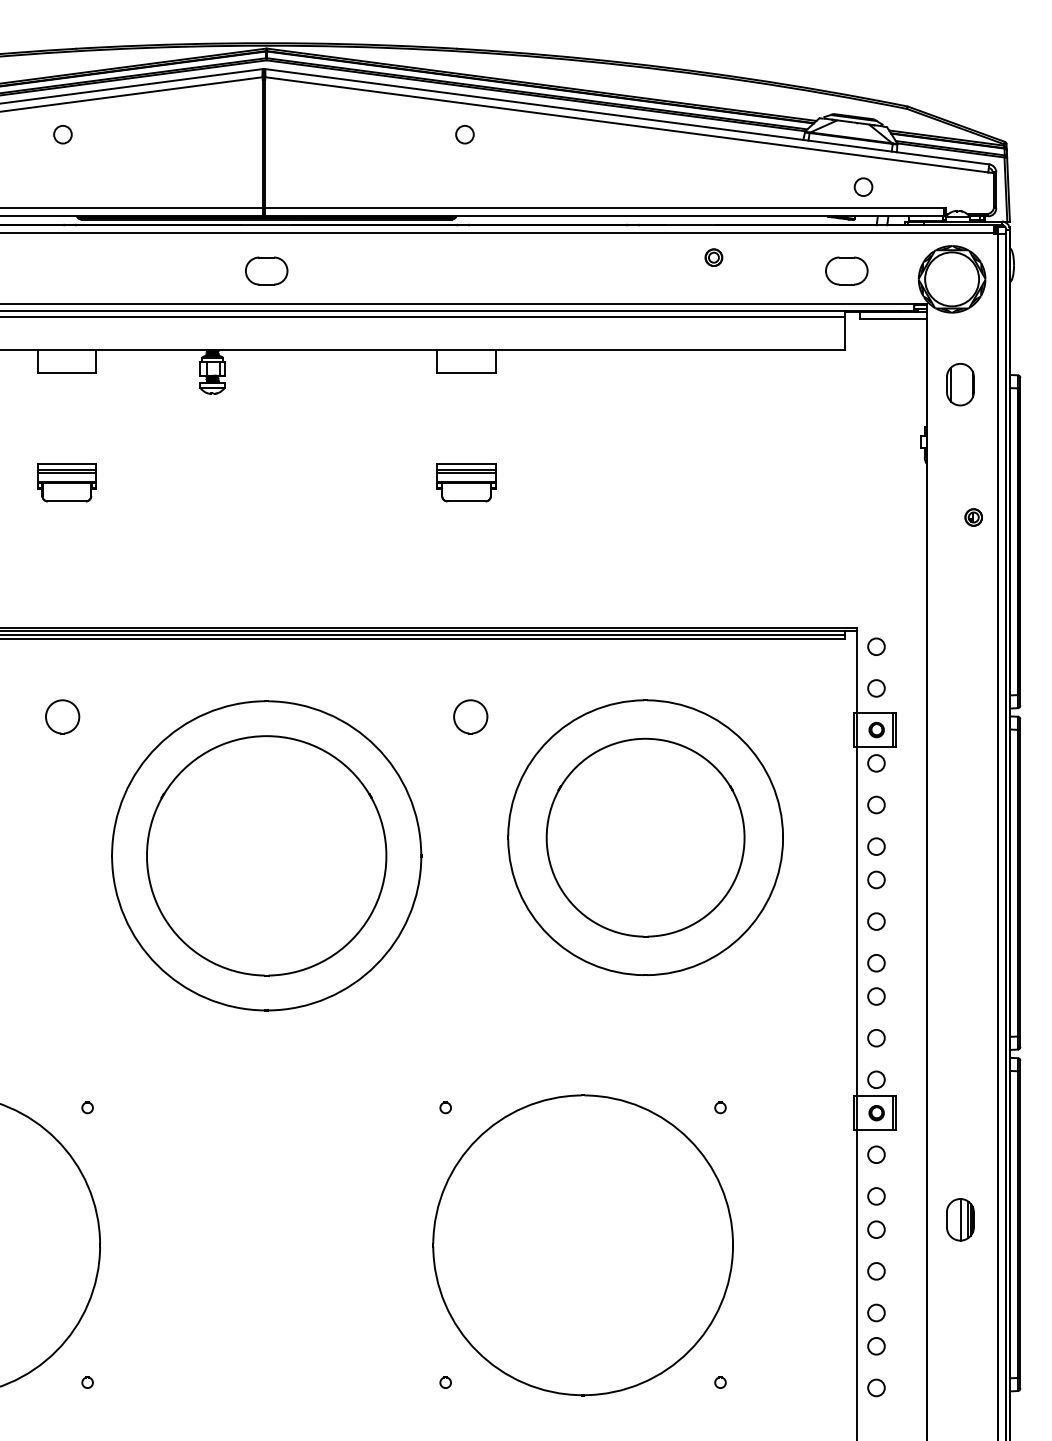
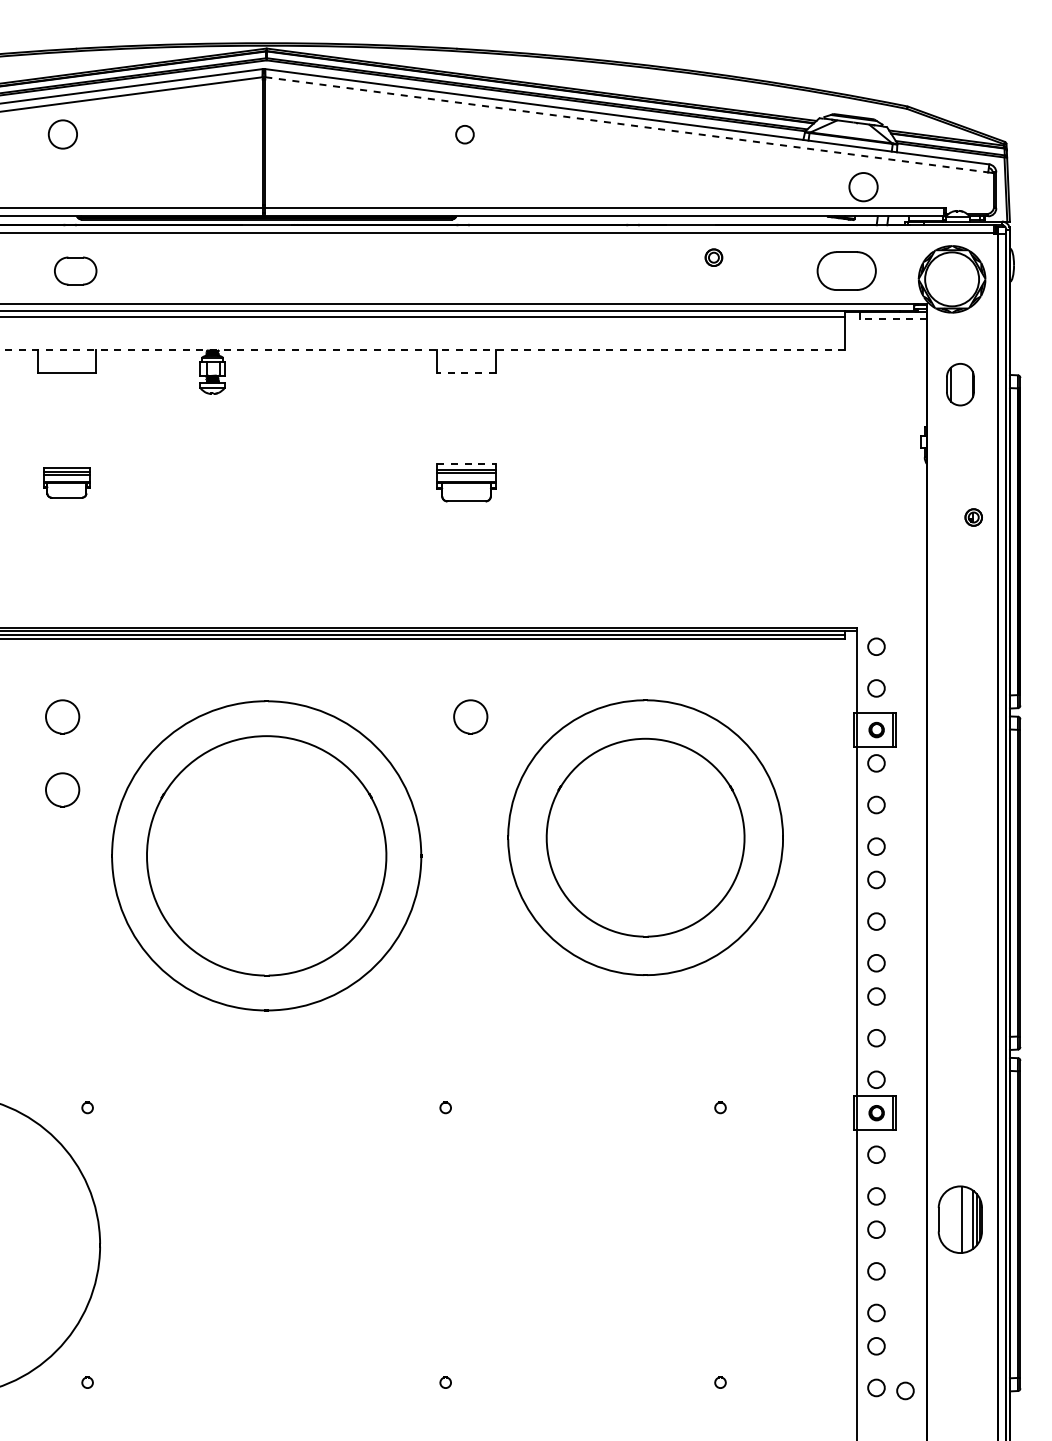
line: solid -> dashed (626, 124)
circle size: 20x20 px -> 31x31 px (62, 134)
circle diameter: 18 px -> 28 px (863, 187)
part position: (266, 270) -> (75, 270) (75, 270)
part size: 44x30 px -> 61x40 px (846, 270)
line: solid -> dashed (893, 319)
line: solid -> dashed (422, 350)
line: solid -> dashed (466, 372)
line: solid -> dashed (467, 464)
part size: 60x40 px -> 48x32 px (66, 482)
part: none -> present (62, 789)
part size: 29x44 px -> 46x69 px (959, 1219)
part: present -> none (582, 1245)
circle: none -> present (905, 1390)
